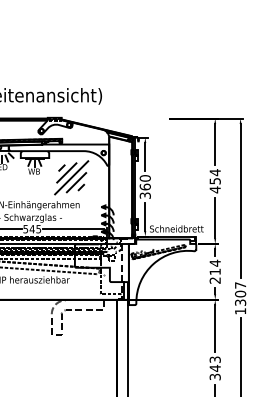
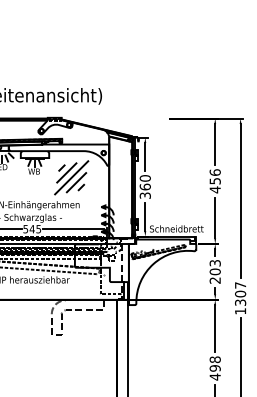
text: 454 -> 456 (214, 172)
text: 214 -> 203 (214, 267)
text: 343 -> 498 (214, 368)
